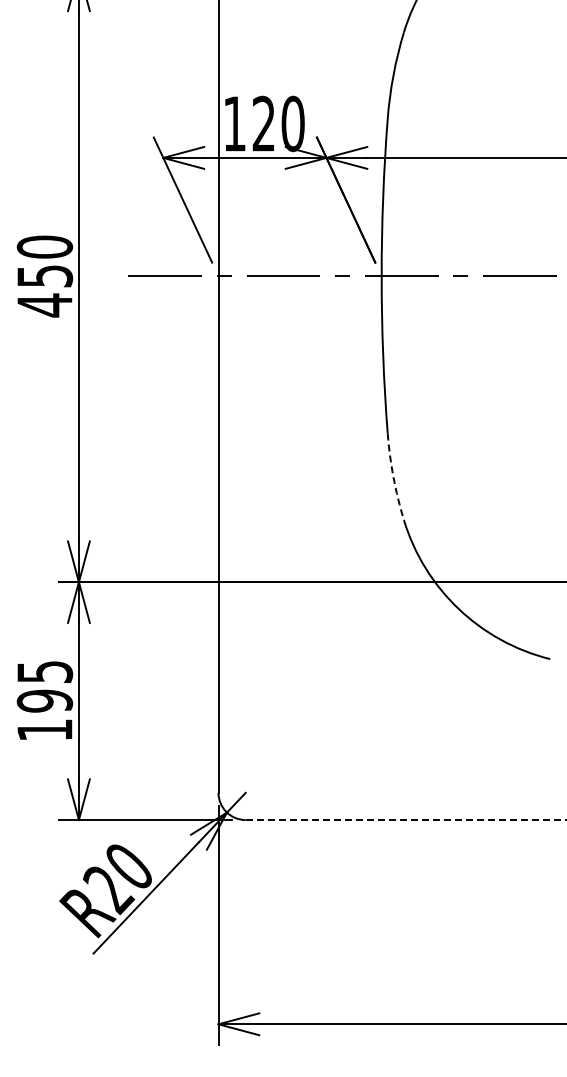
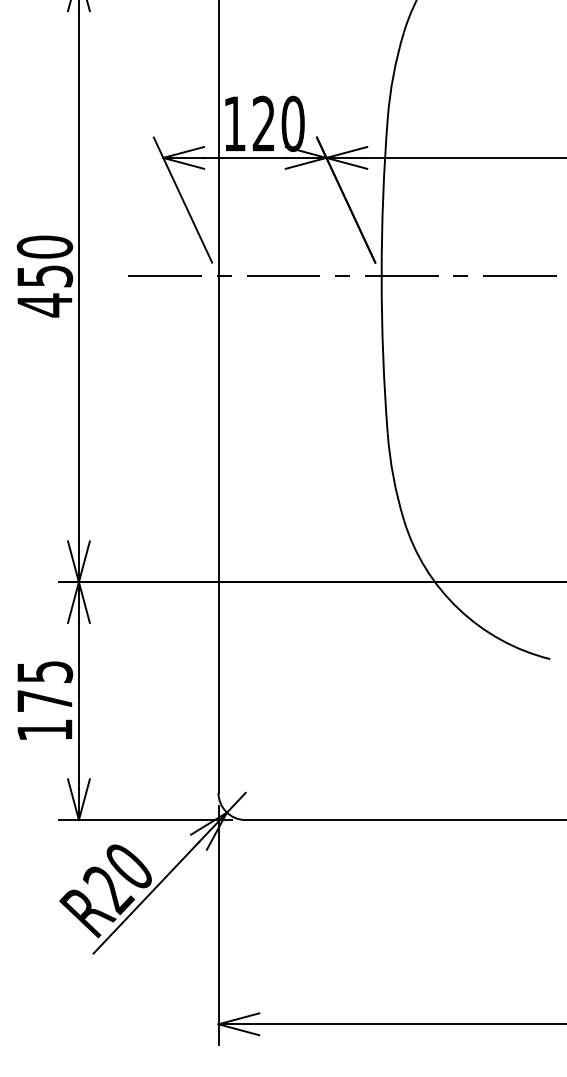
arc: dashed -> solid (393, 477)
text: 195 -> 175 (44, 700)
line: dashed -> solid (406, 820)
